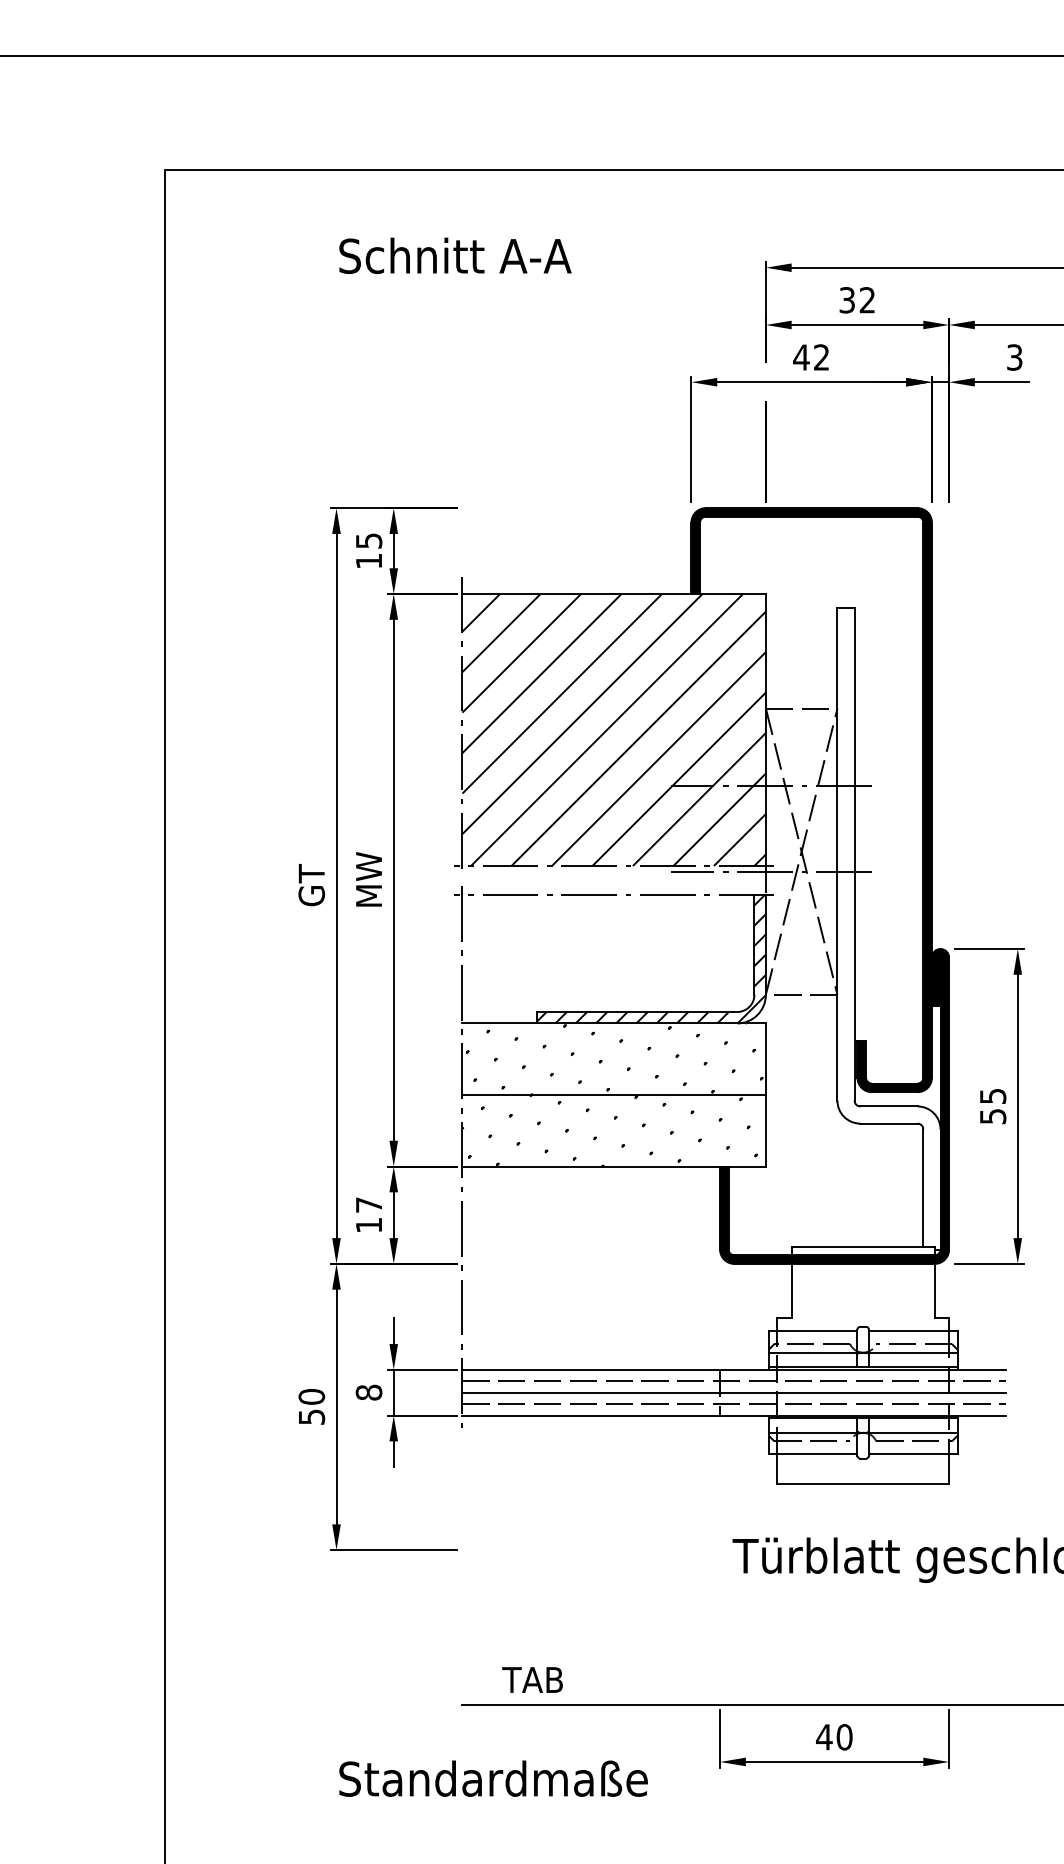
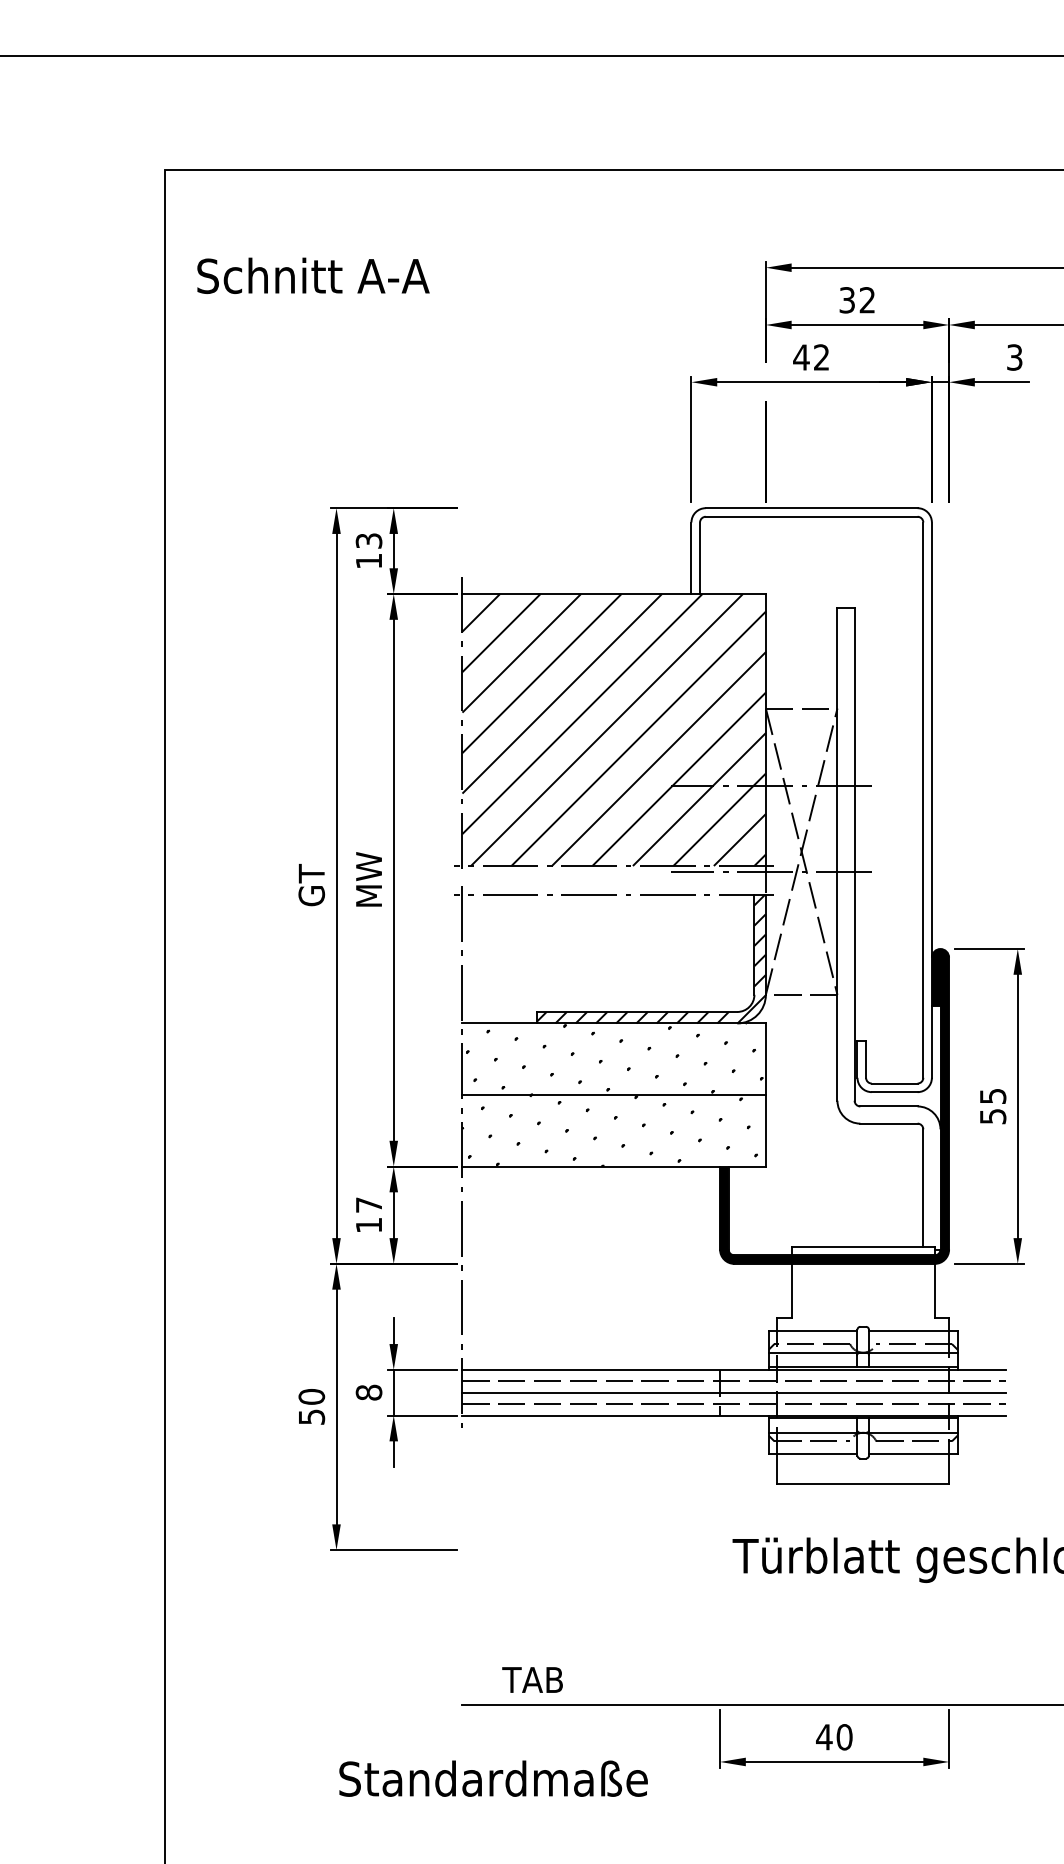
text position: (455, 255) -> (313, 275) (313, 275)
text: 15 -> 13 (368, 540)
fill: present -> none (811, 800)
